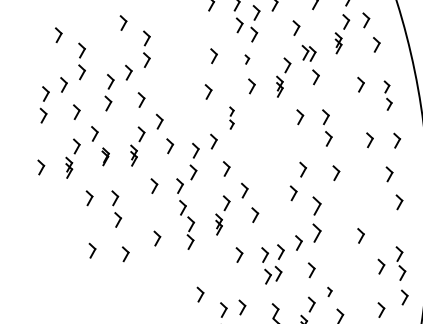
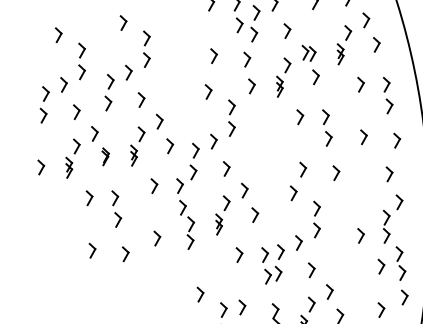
part position: (296, 27) -> (287, 30) (287, 30)
part position: (342, 34) -> (344, 45) (344, 45)
part size: 7x11 px -> 9x17 px (247, 59)
part size: 10x31 px -> 11x38 px (388, 95)
part size: 6x24 px -> 8x38 px (231, 117)
part position: (369, 140) -> (363, 137) (363, 137)
part size: 10x47 px -> 8x39 px (316, 219)
part: none -> present (386, 226)
part size: 6x11 px -> 8x16 px (329, 291)
